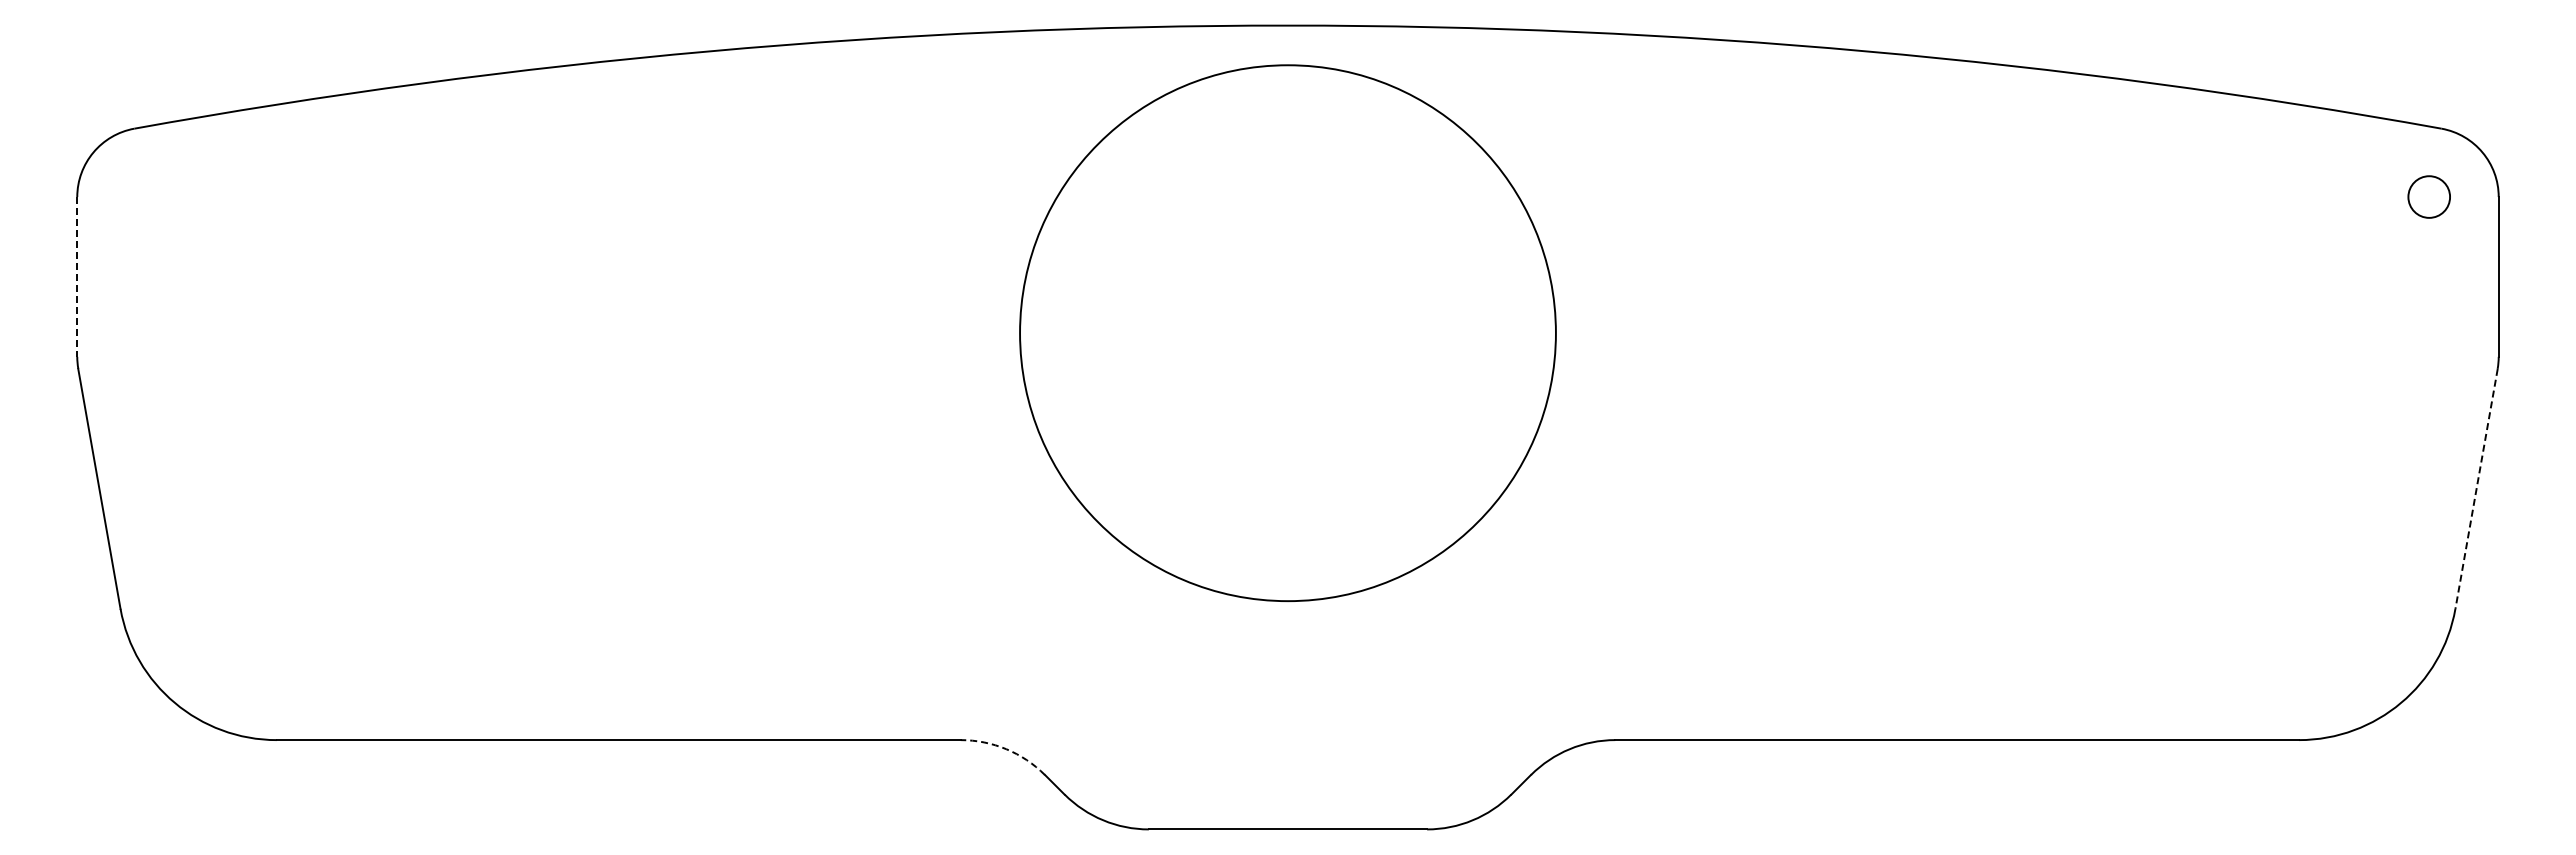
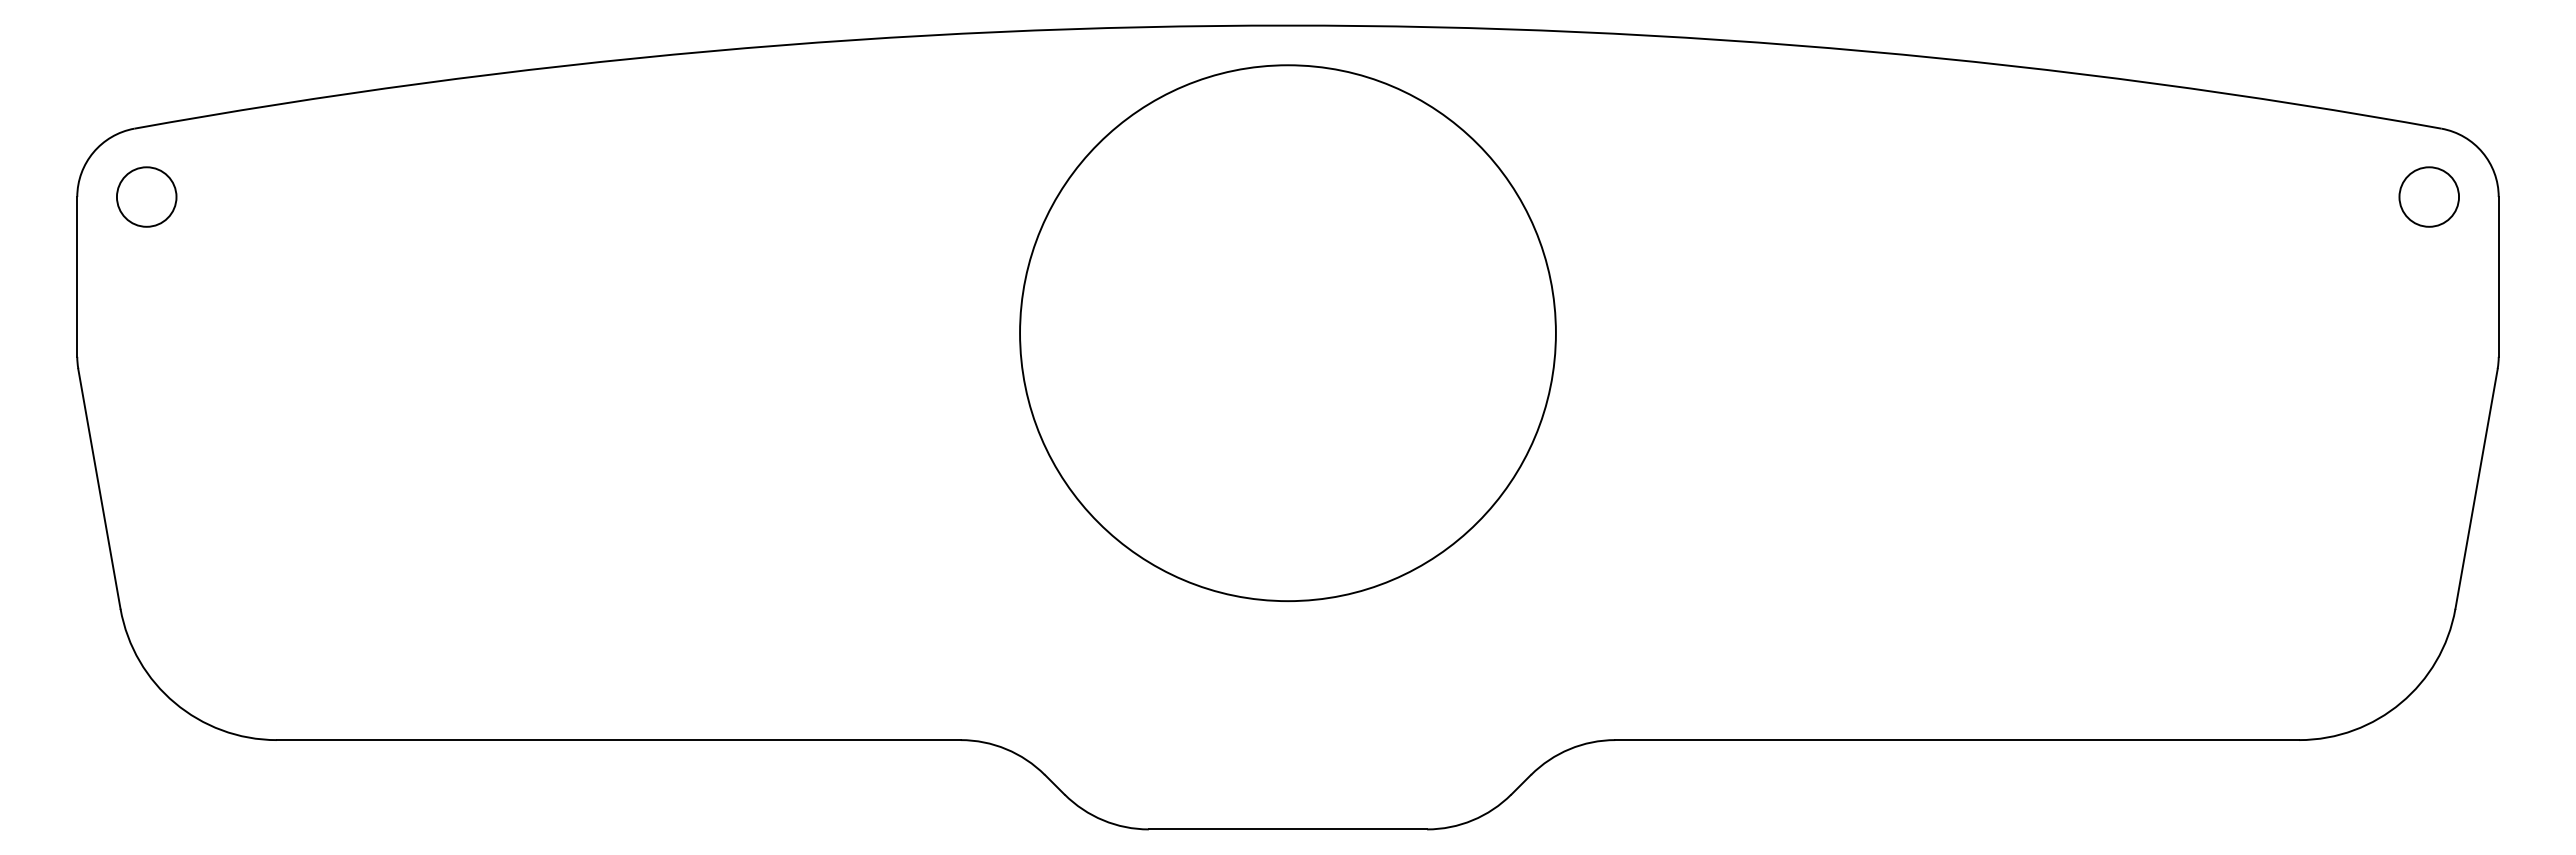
circle: none -> present (146, 196)
circle diameter: 42 px -> 60 px (2429, 196)
line: dashed -> solid (77, 276)
line: dashed -> solid (2476, 488)
arc: dashed -> solid (1006, 749)
